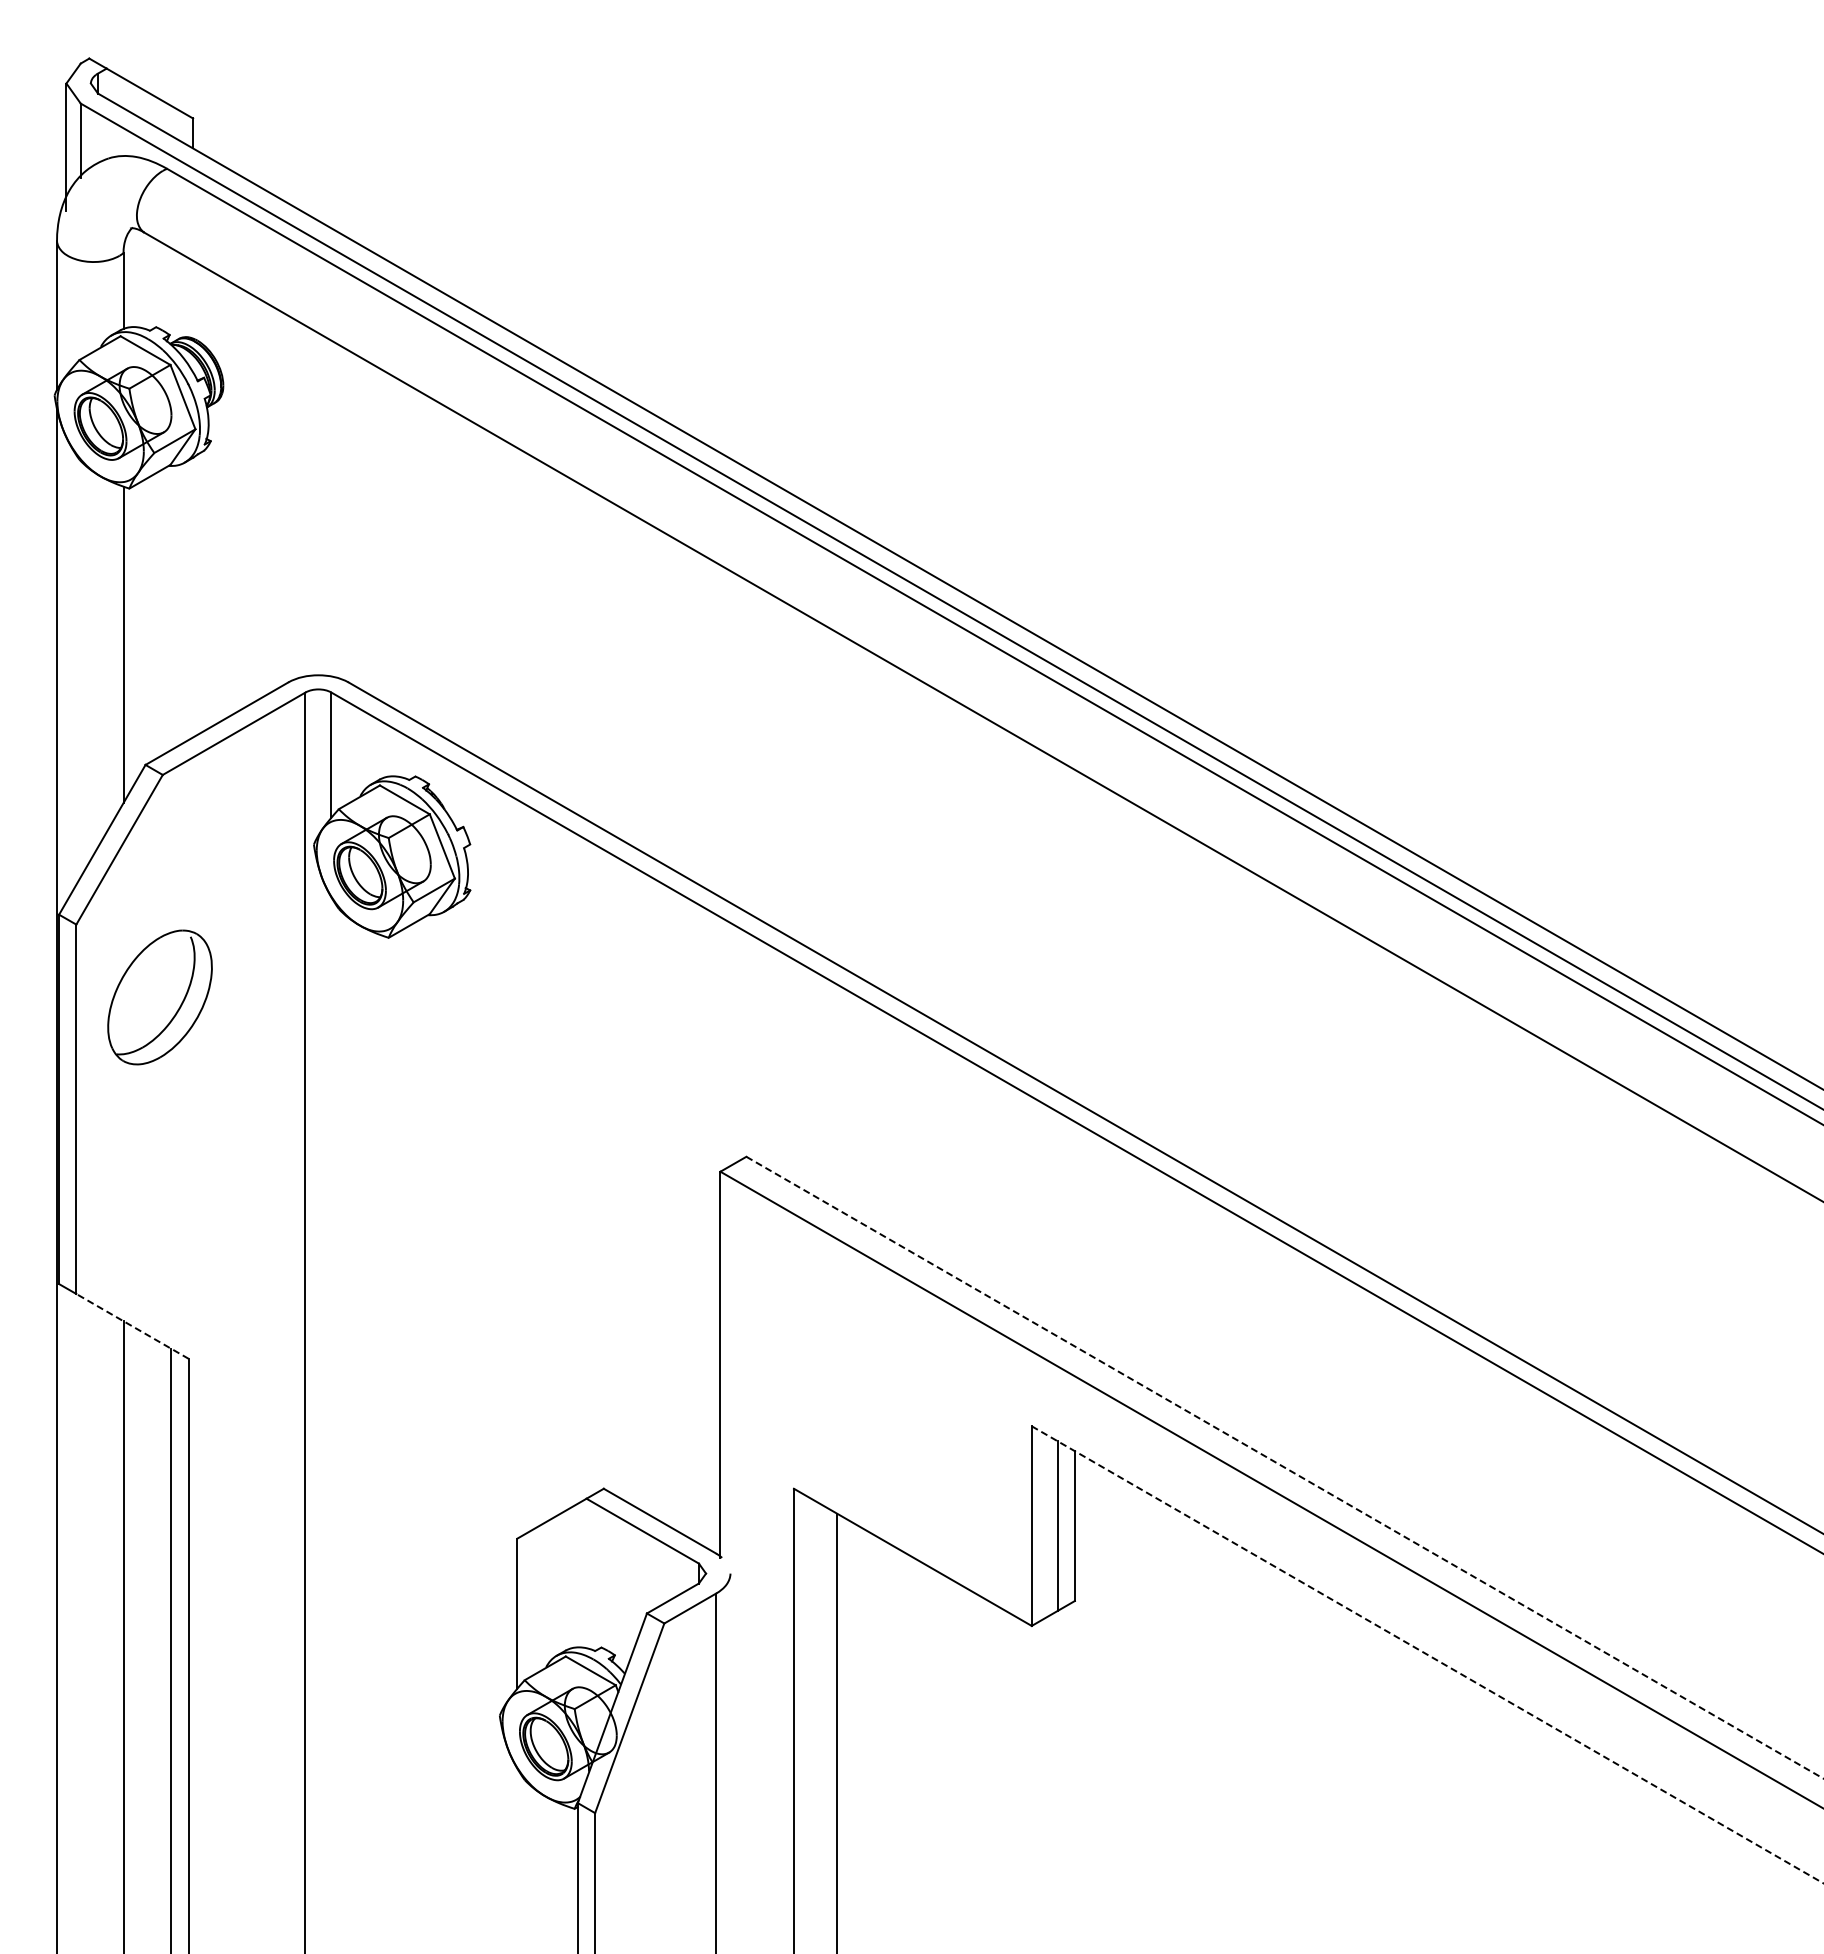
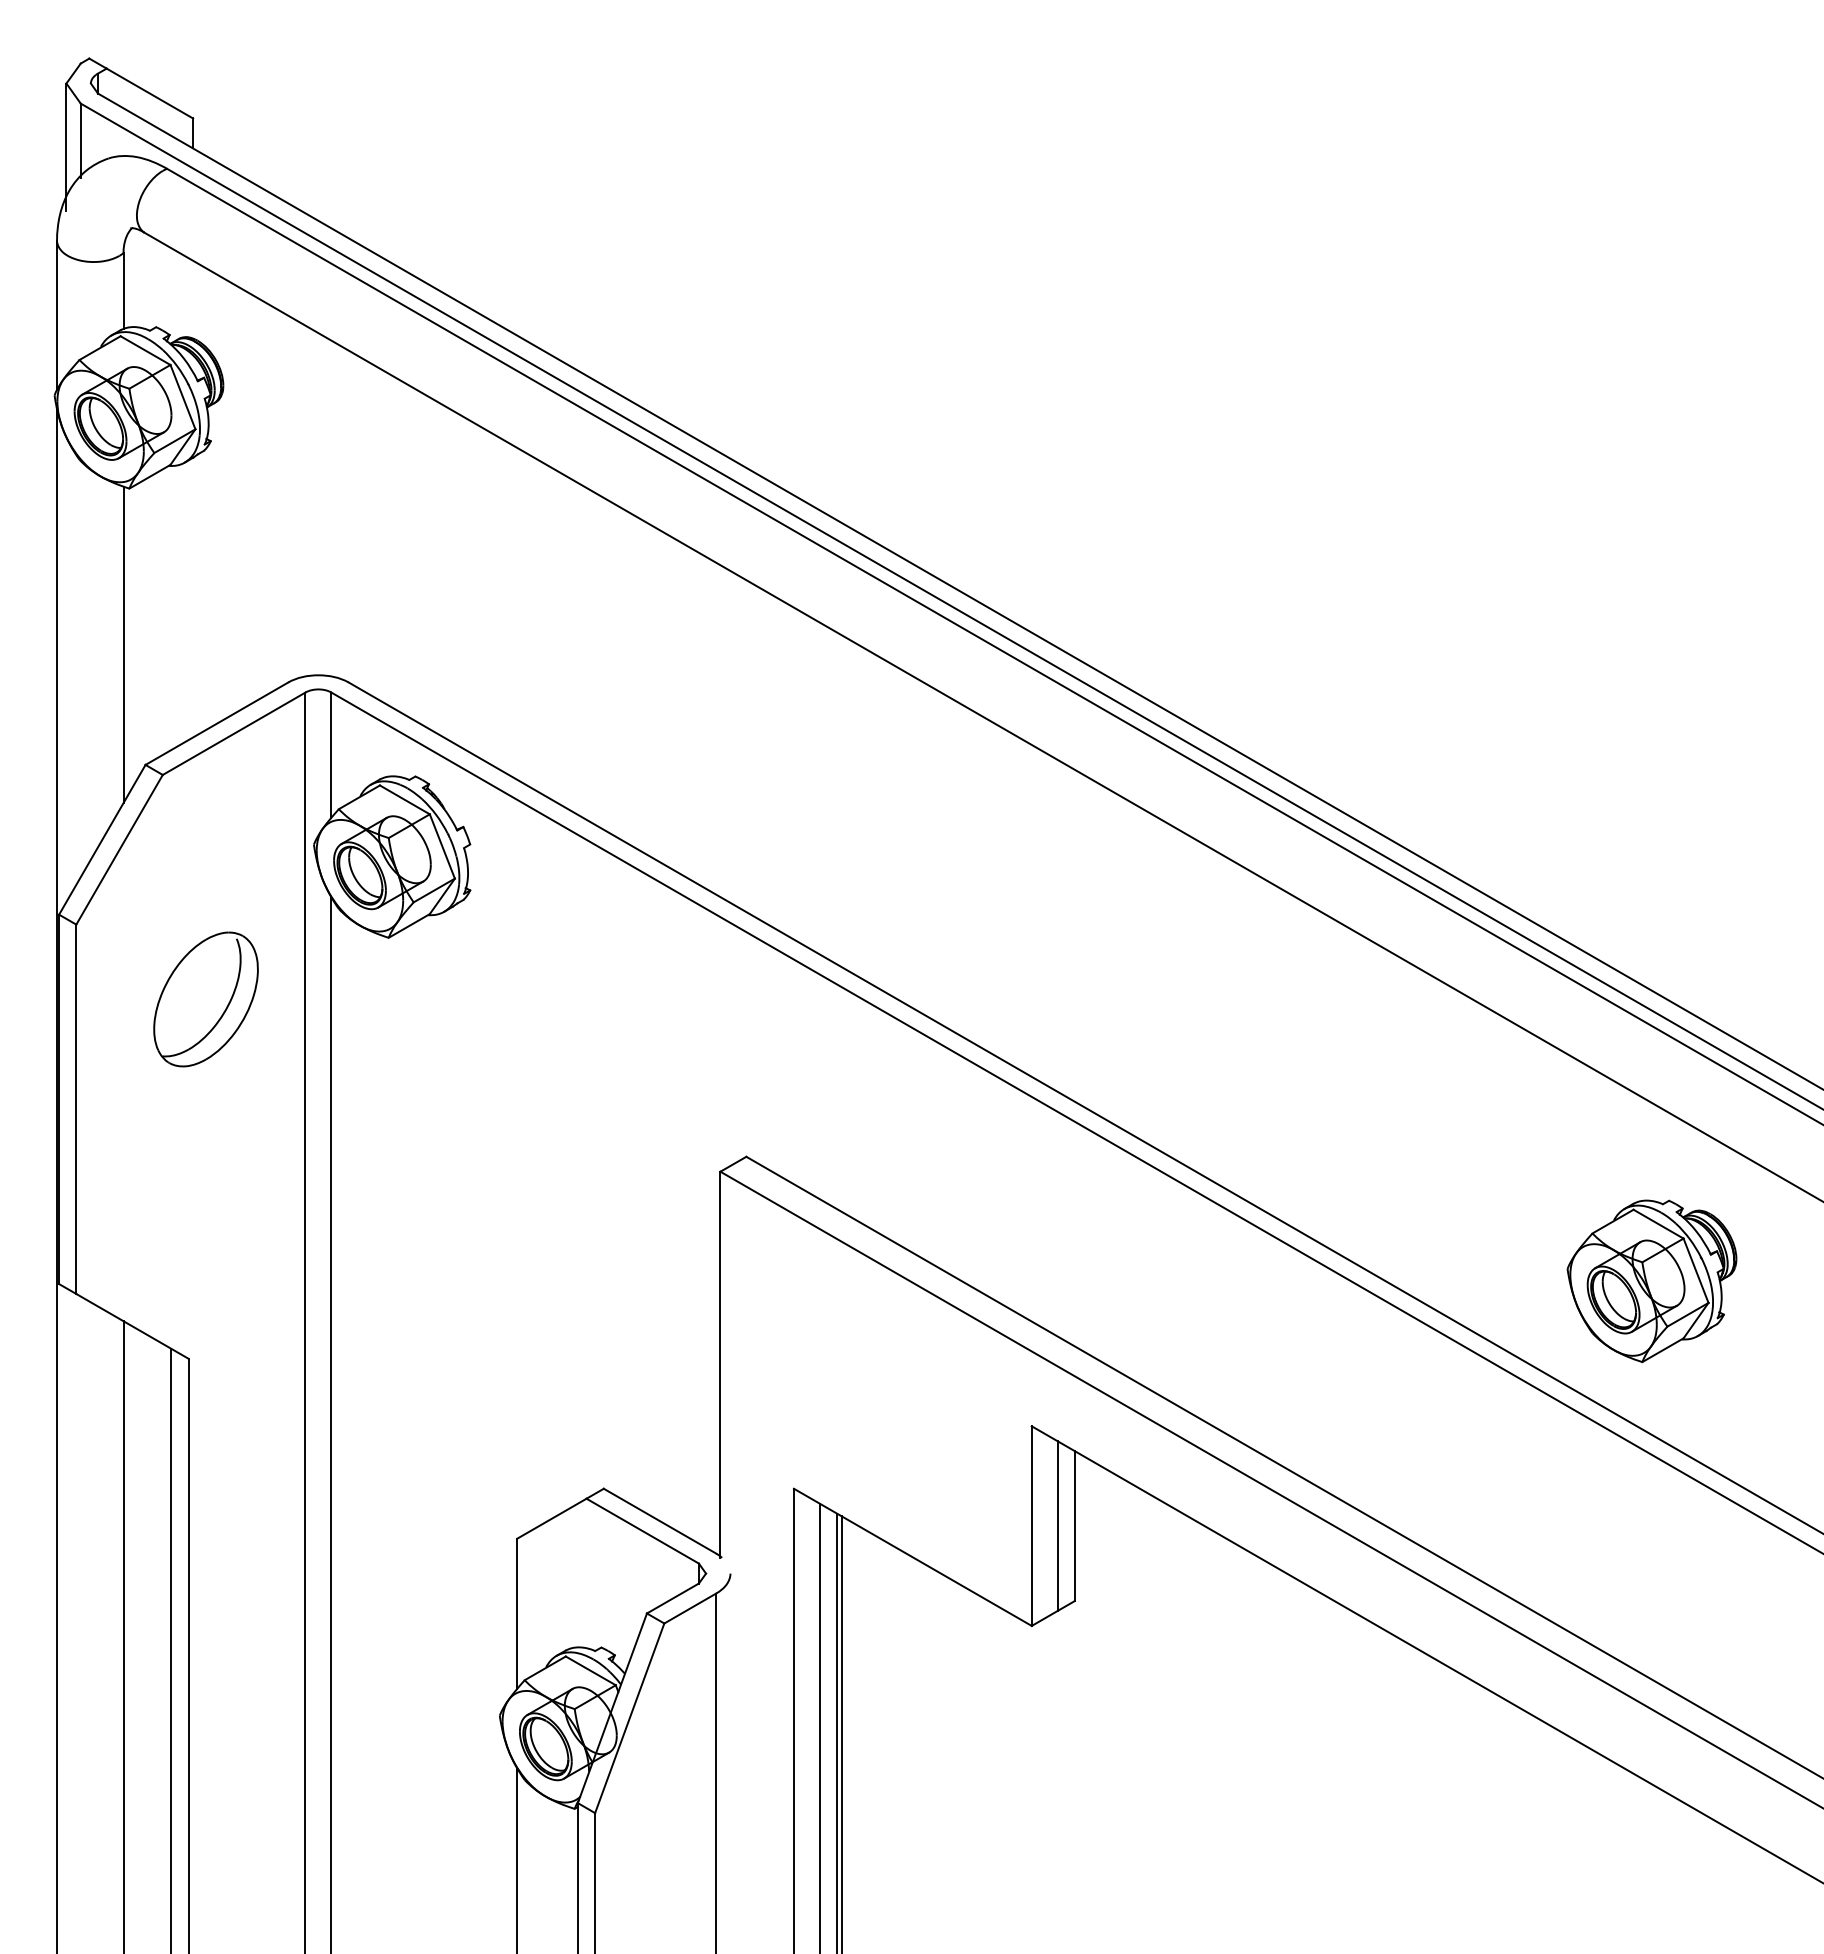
part position: (159, 997) -> (205, 999) (205, 999)
part: none -> present (1651, 1281)
line: dashed -> solid (132, 1326)
line: none -> present (331, 1423)
line: dashed -> solid (1284, 1467)
line: dashed -> solid (1428, 1655)
line: none -> present (819, 1726)
line: none -> present (841, 1733)
line: none -> present (517, 1859)
